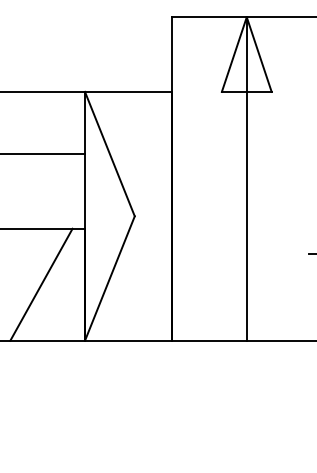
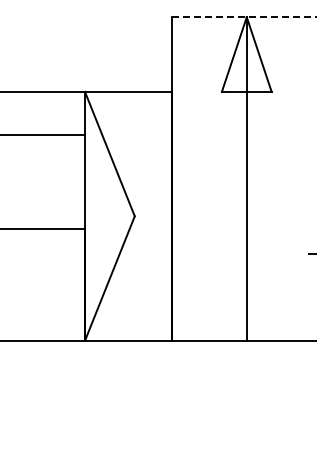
line: solid -> dashed (244, 17)
line position: (43, 154) -> (43, 135) (43, 135)
line: present -> none (41, 284)
